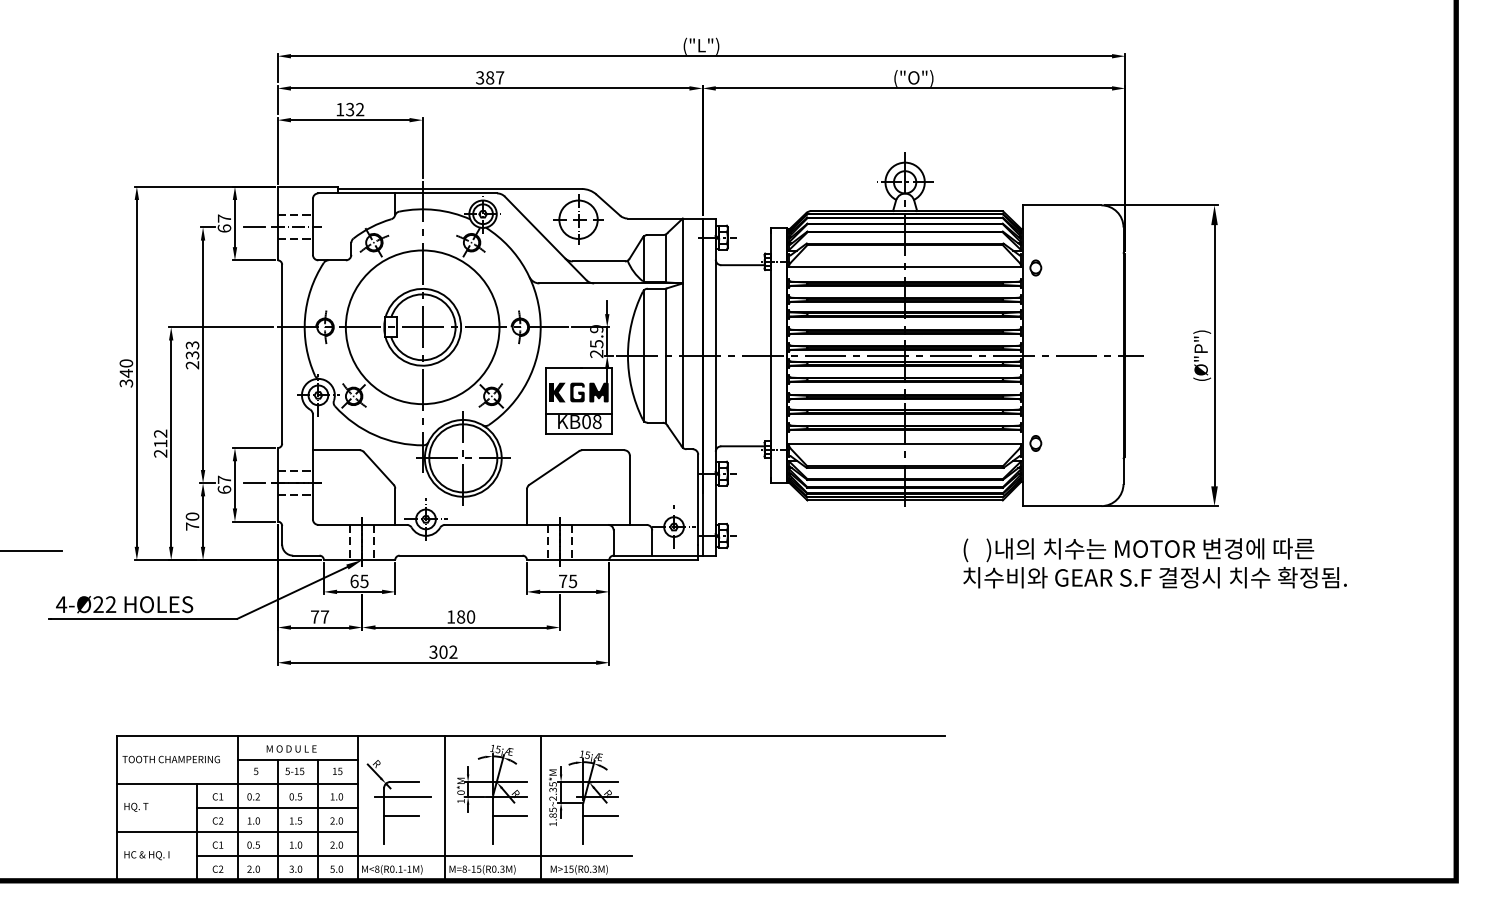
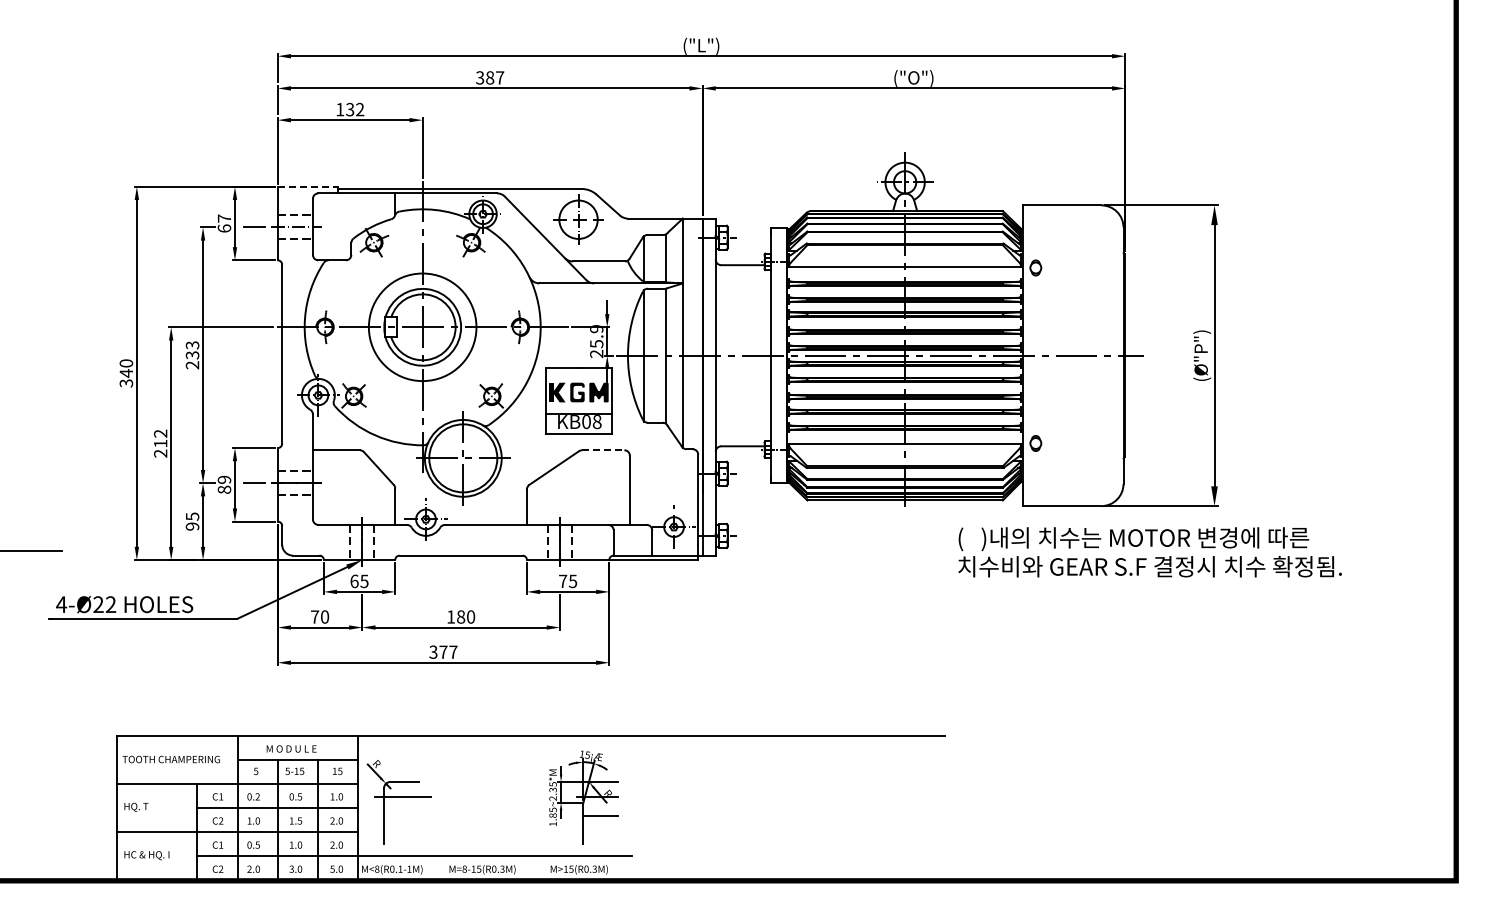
line: solid -> dashed (308, 186)
circle diameter: 154 px -> 108 px (422, 327)
line: solid -> dashed (603, 450)
text: 67 -> 89 (224, 484)
text: 70 -> 95 (192, 521)
text position: (1154, 563) -> (1149, 552) (1149, 552)
text: 77 -> 70 (325, 616)
text: 302 -> 377 (448, 651)
part: present -> none (491, 794)
line: present -> none (444, 807)
line: present -> none (540, 807)
line: present -> none (401, 816)
